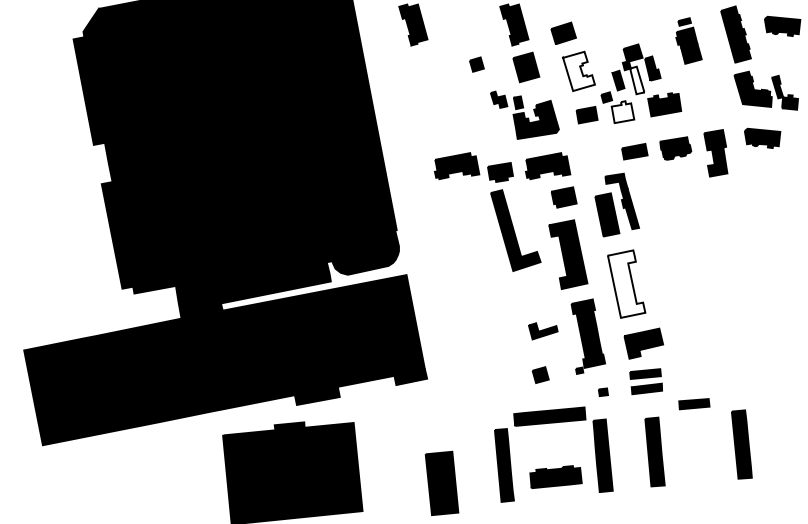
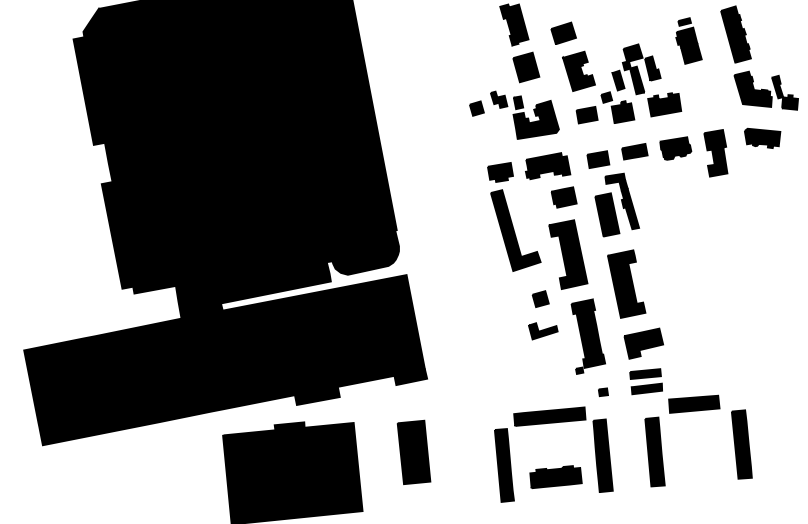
part: present -> none (413, 24)
part: present -> none (782, 25)
part position: (476, 64) -> (476, 108) (476, 108)
fill: none -> present (578, 71)
fill: none -> present (637, 80)
fill: none -> present (622, 112)
part: none -> present (598, 159)
part: present -> none (457, 165)
fill: none -> present (626, 283)
part position: (540, 374) -> (540, 298) (540, 298)
part size: 33x13 px -> 53x20 px (694, 403)
part position: (441, 482) -> (413, 451) (413, 451)
